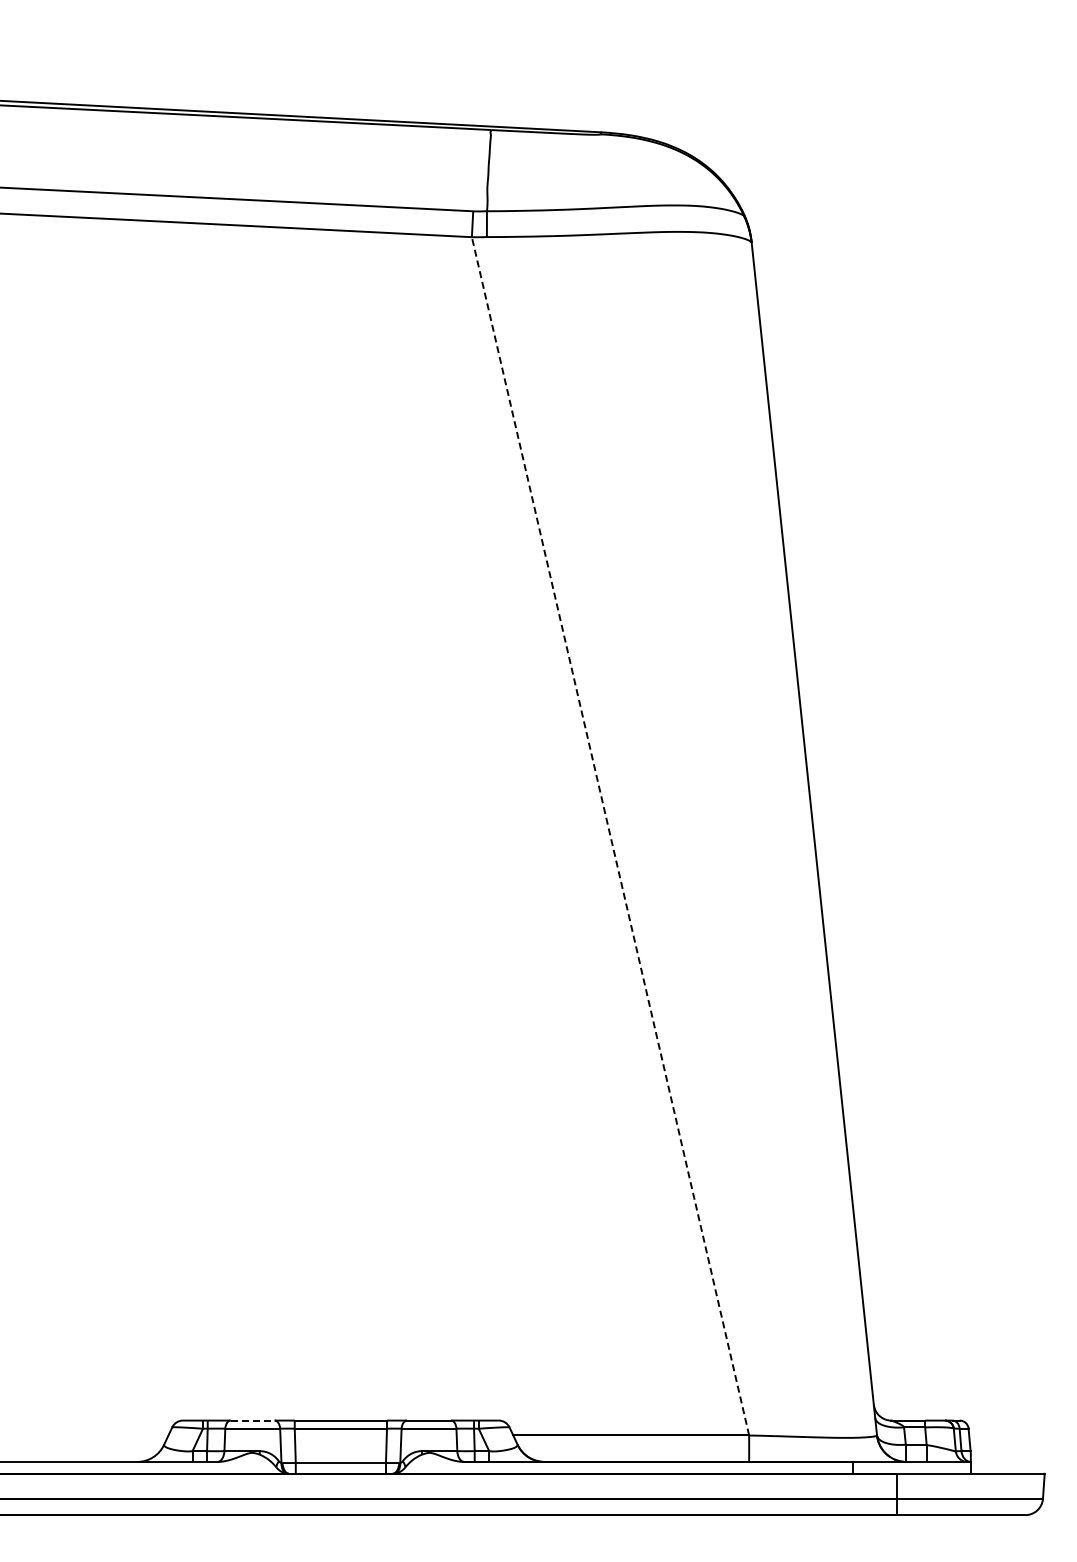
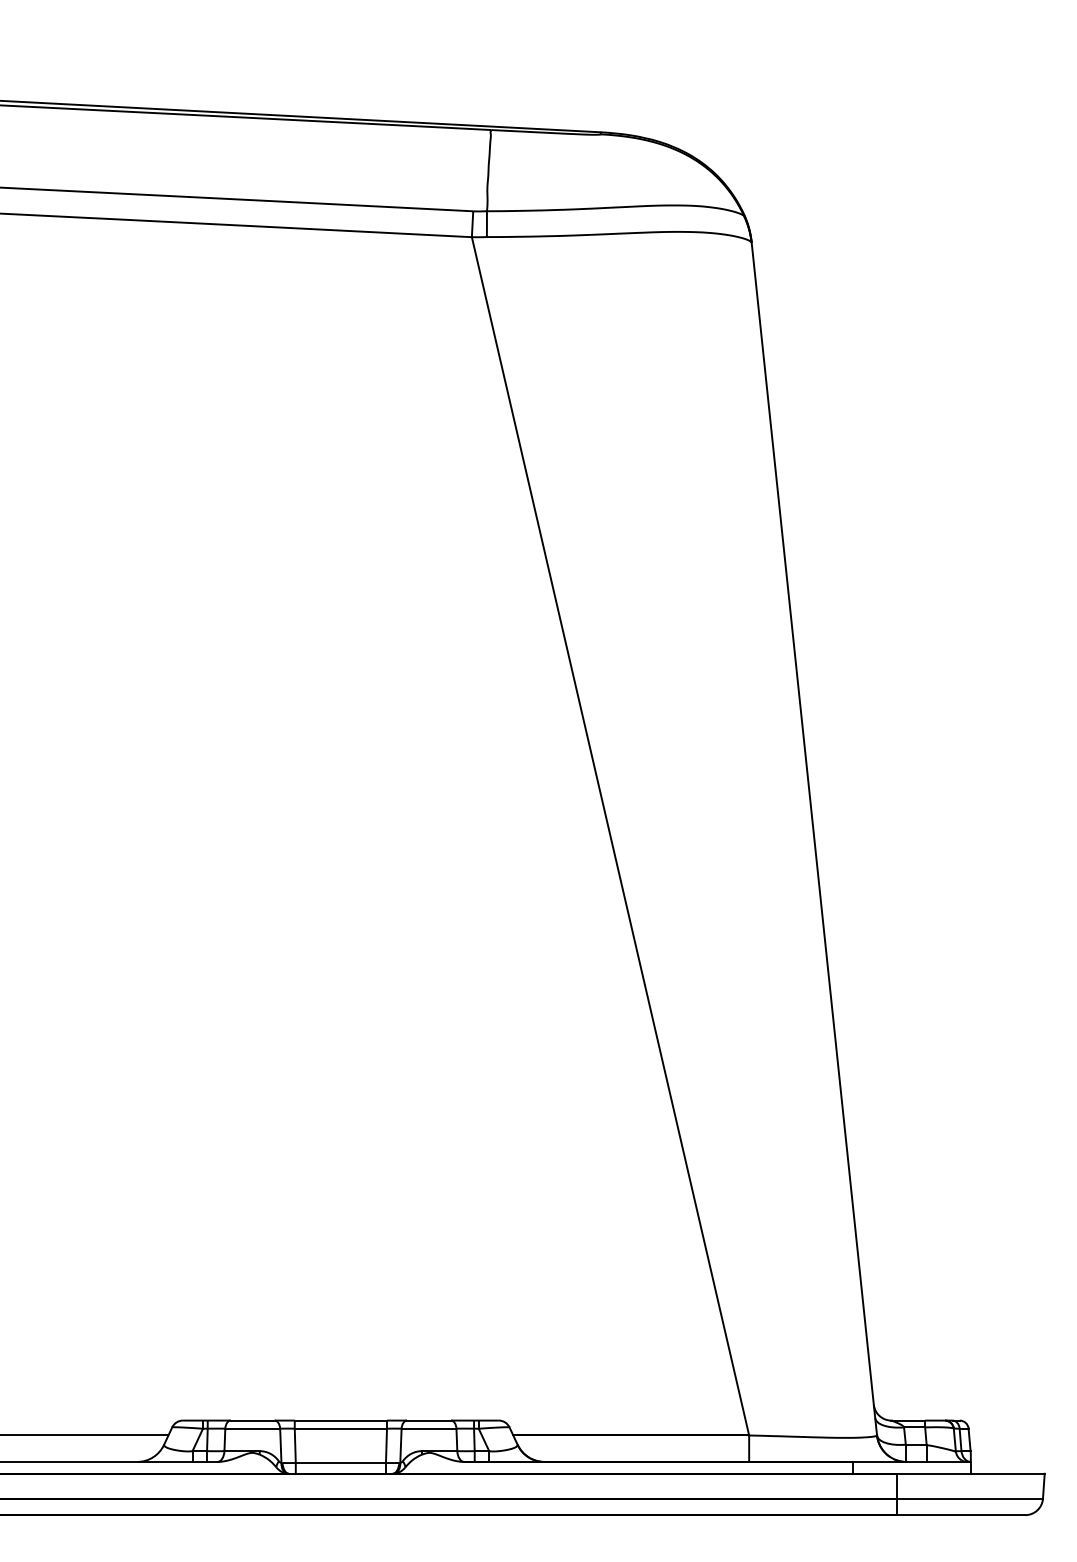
line: dashed -> solid (610, 836)
line: dashed -> solid (253, 1420)
line: none -> present (85, 1435)
